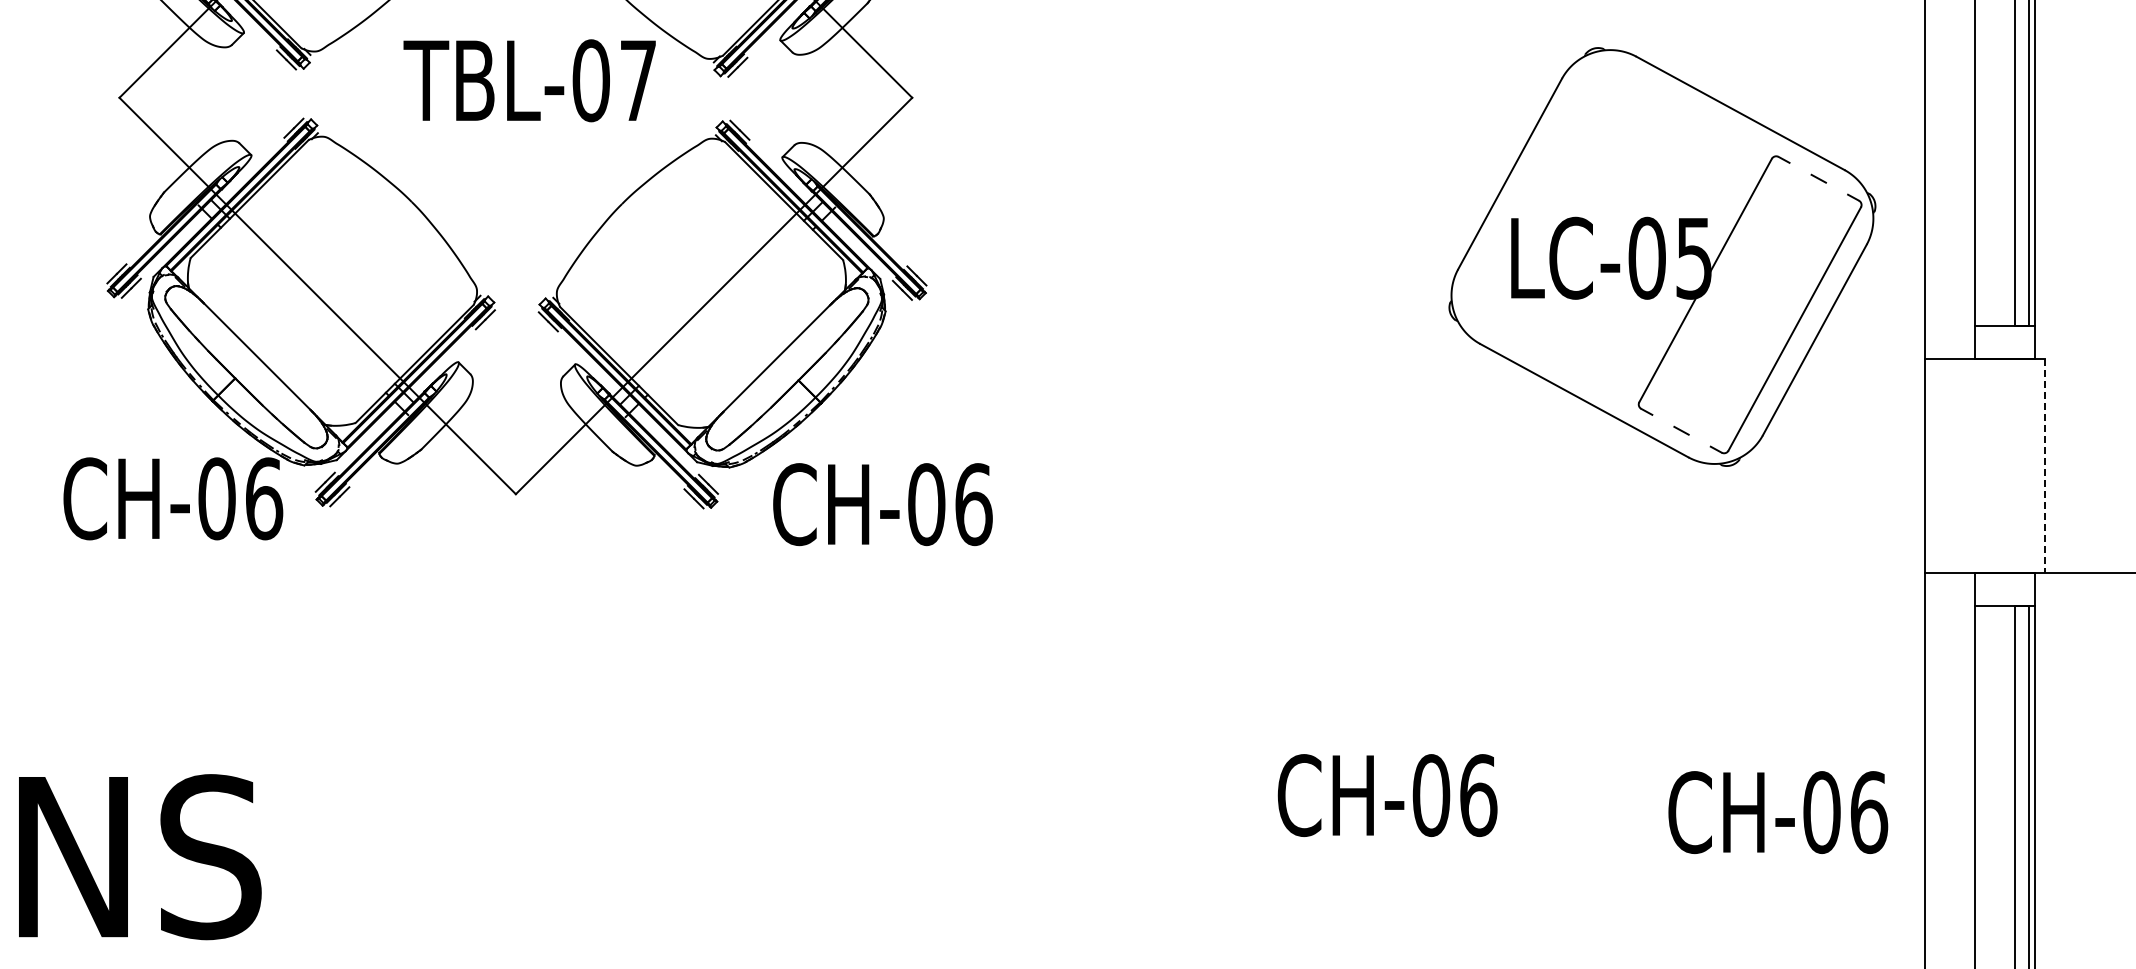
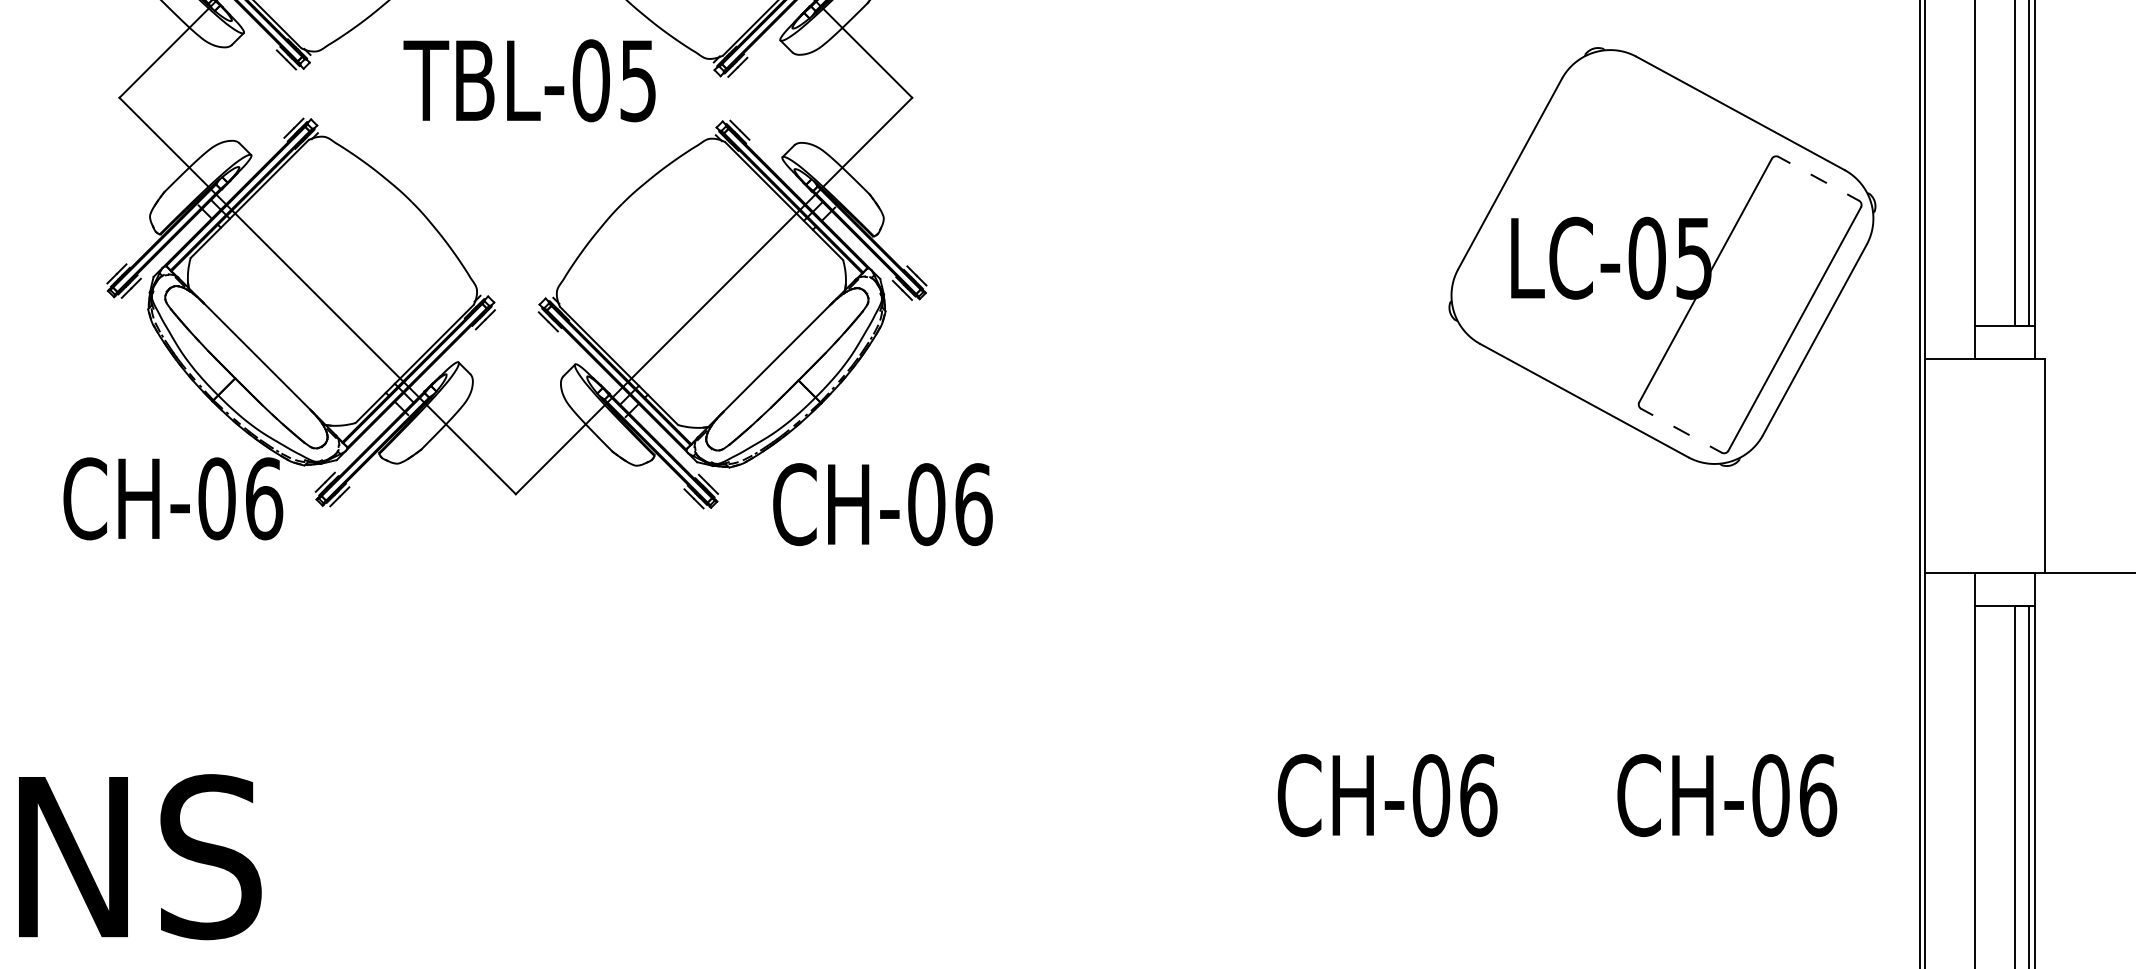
text: TBL-07 -> TBL-05 (637, 81)
line: dashed -> solid (2045, 466)
line: none -> present (1920, 483)
text position: (1778, 812) -> (1727, 795) (1727, 795)
